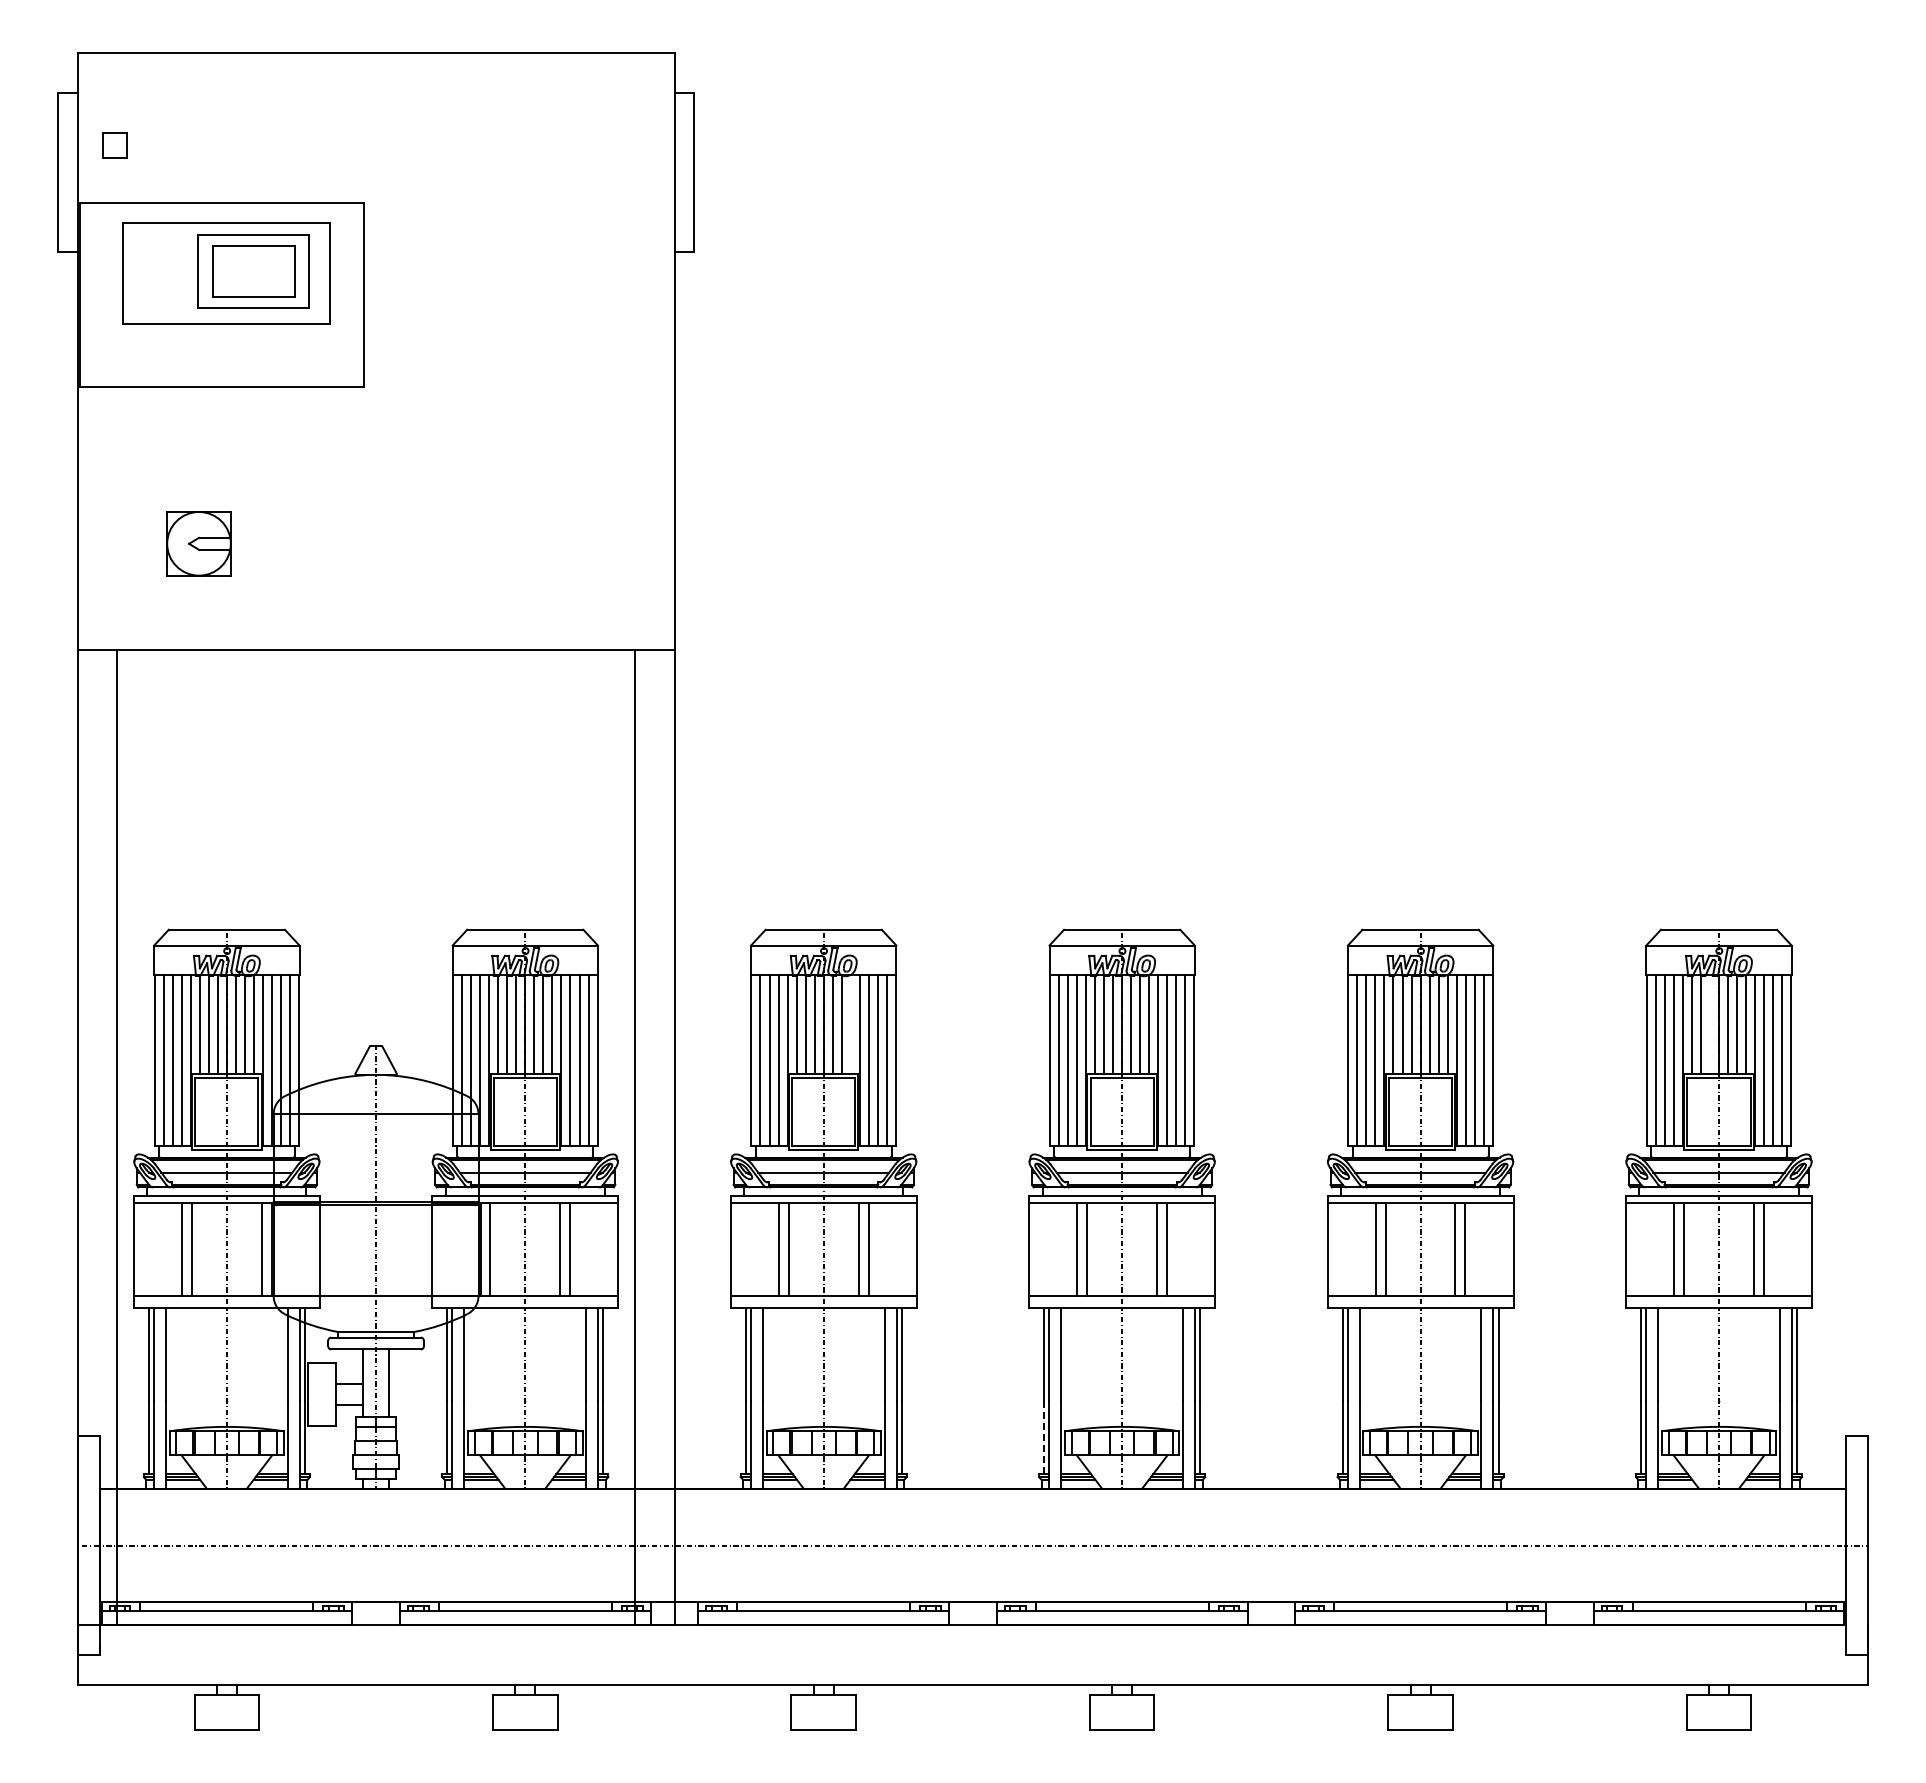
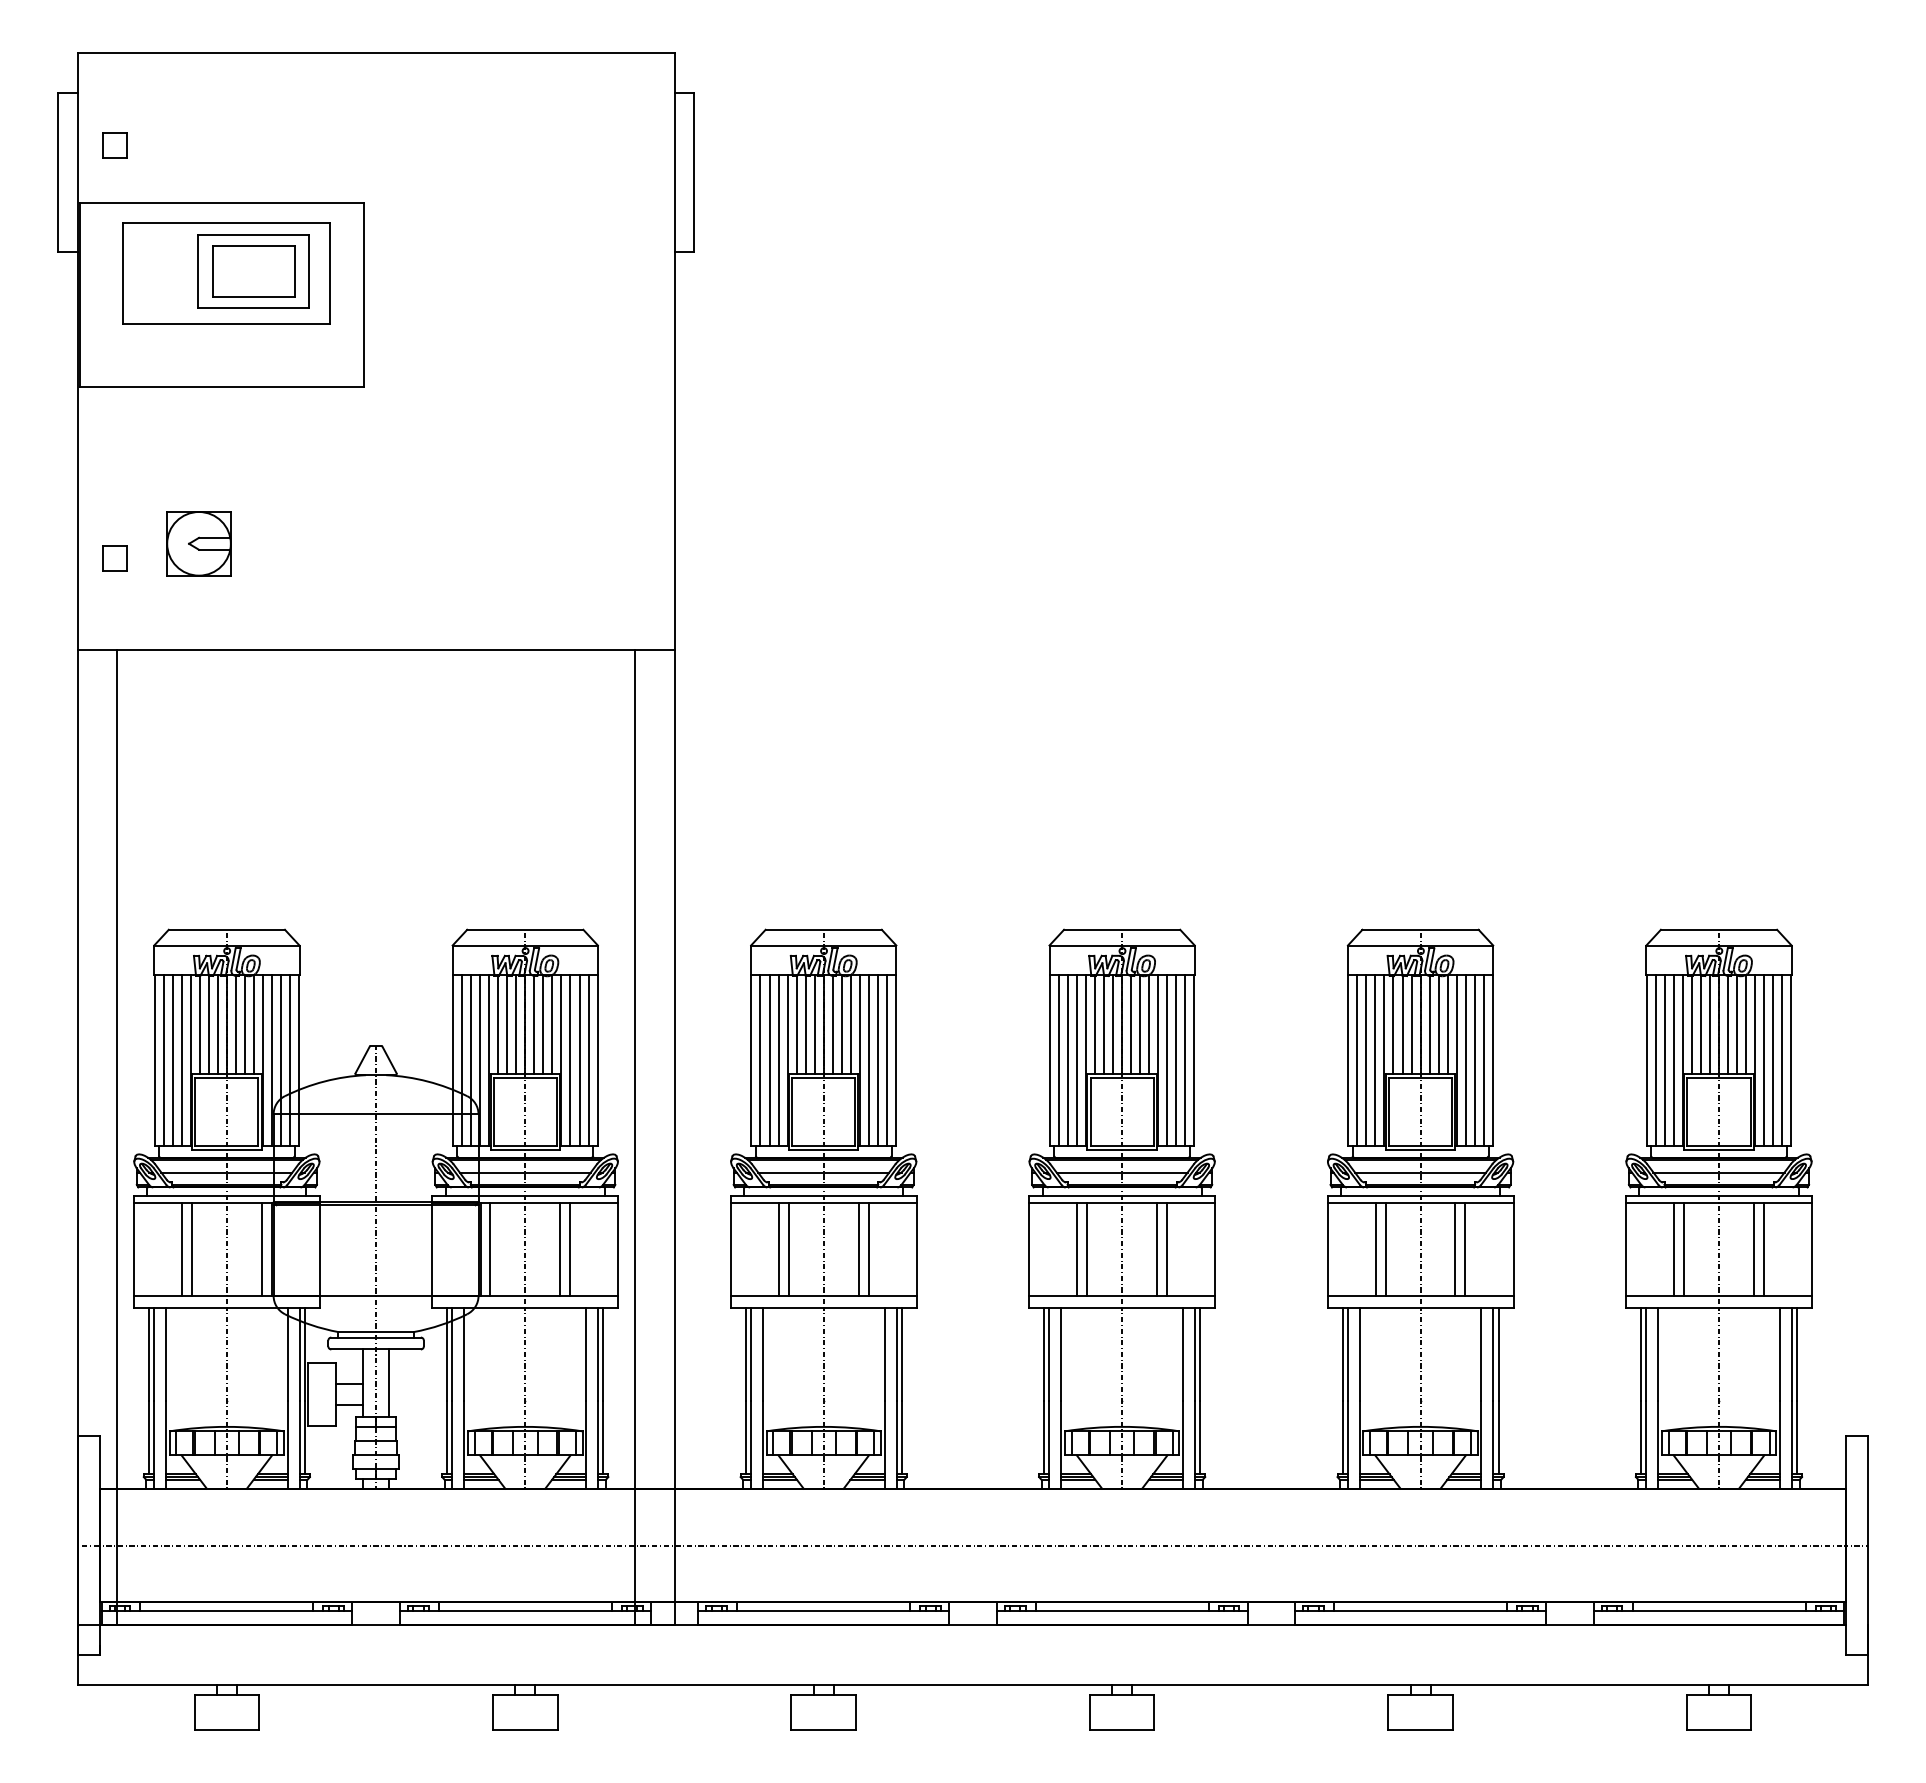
part: none -> present (114, 558)
line: none -> present (850, 1024)
line: none -> present (1709, 1024)
line: dashed -> solid (1044, 1437)
